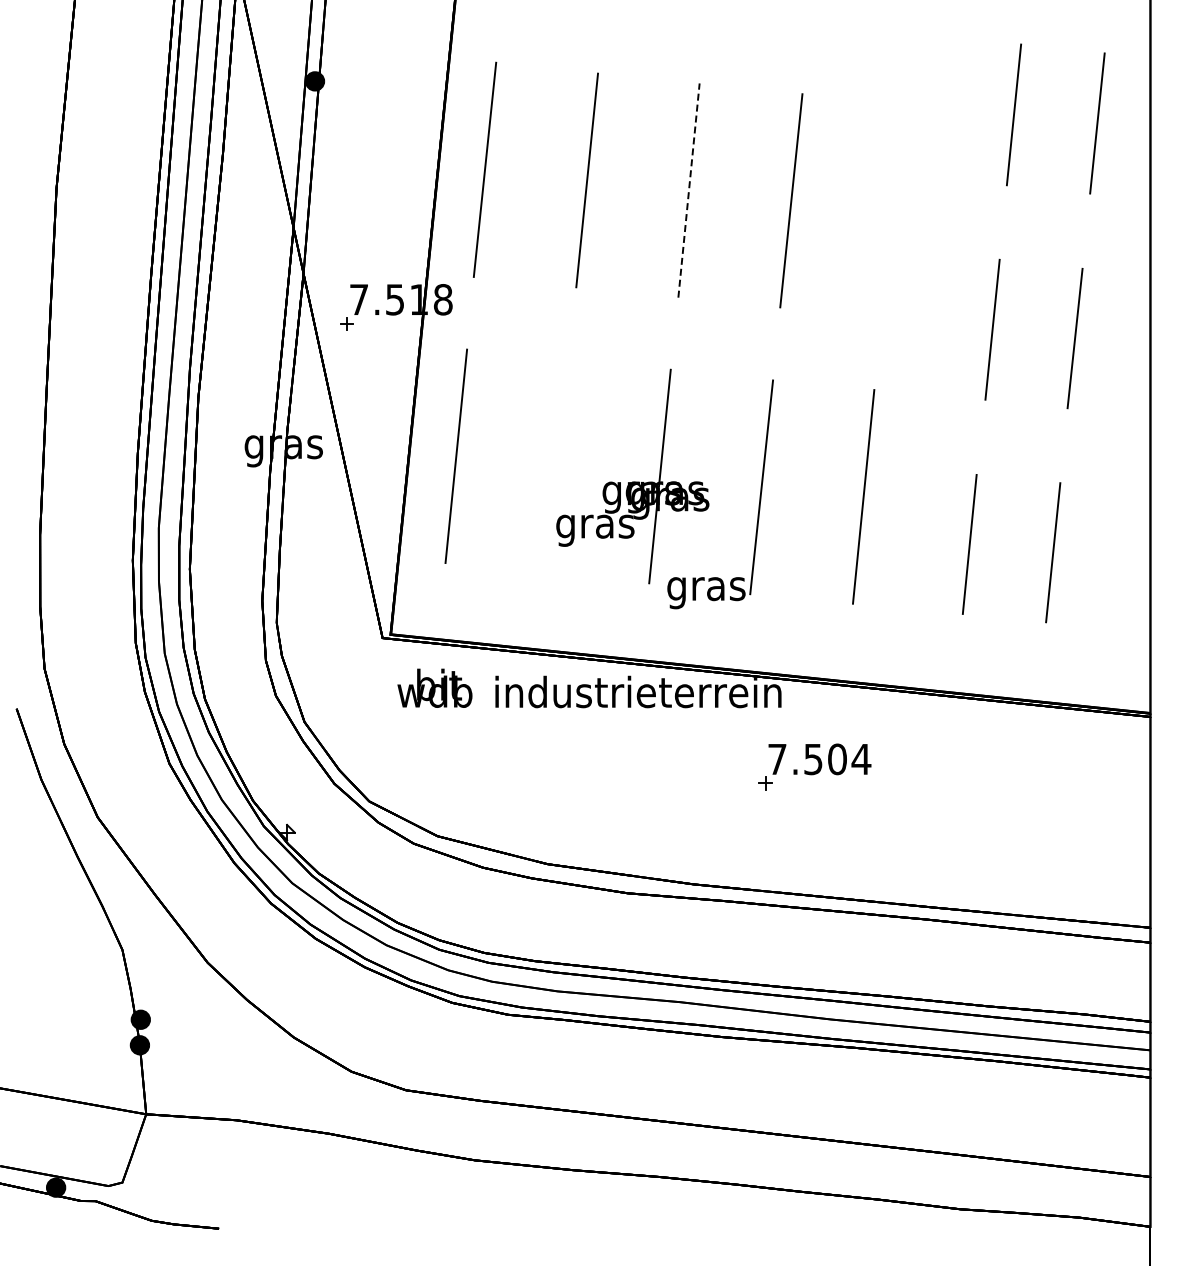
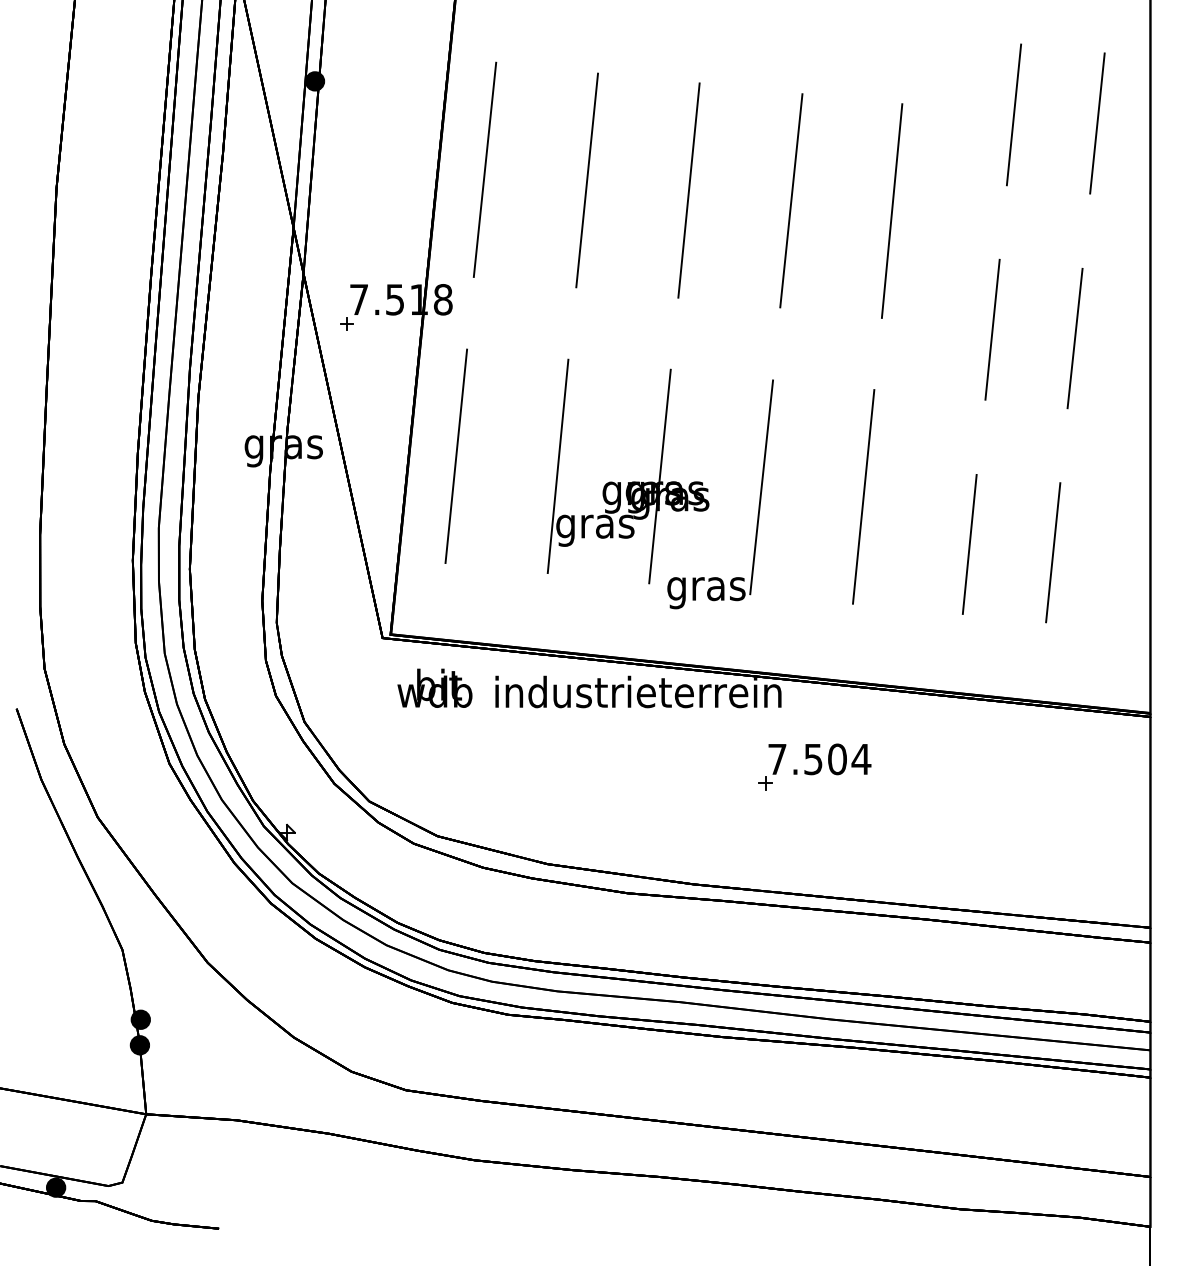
line: dashed -> solid (689, 190)
line: none -> present (891, 210)
line: none -> present (557, 466)
